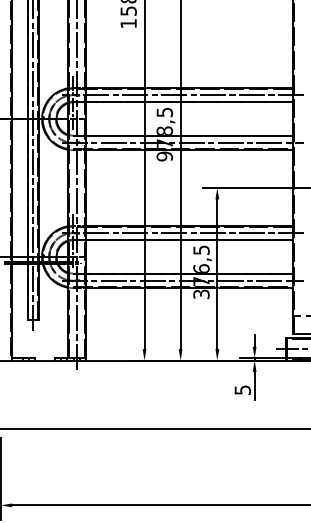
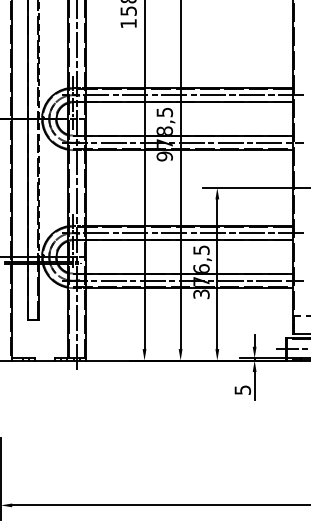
line: solid -> dashed (39, 130)
line: present -> none (33, 166)
line: present -> none (154, 429)
